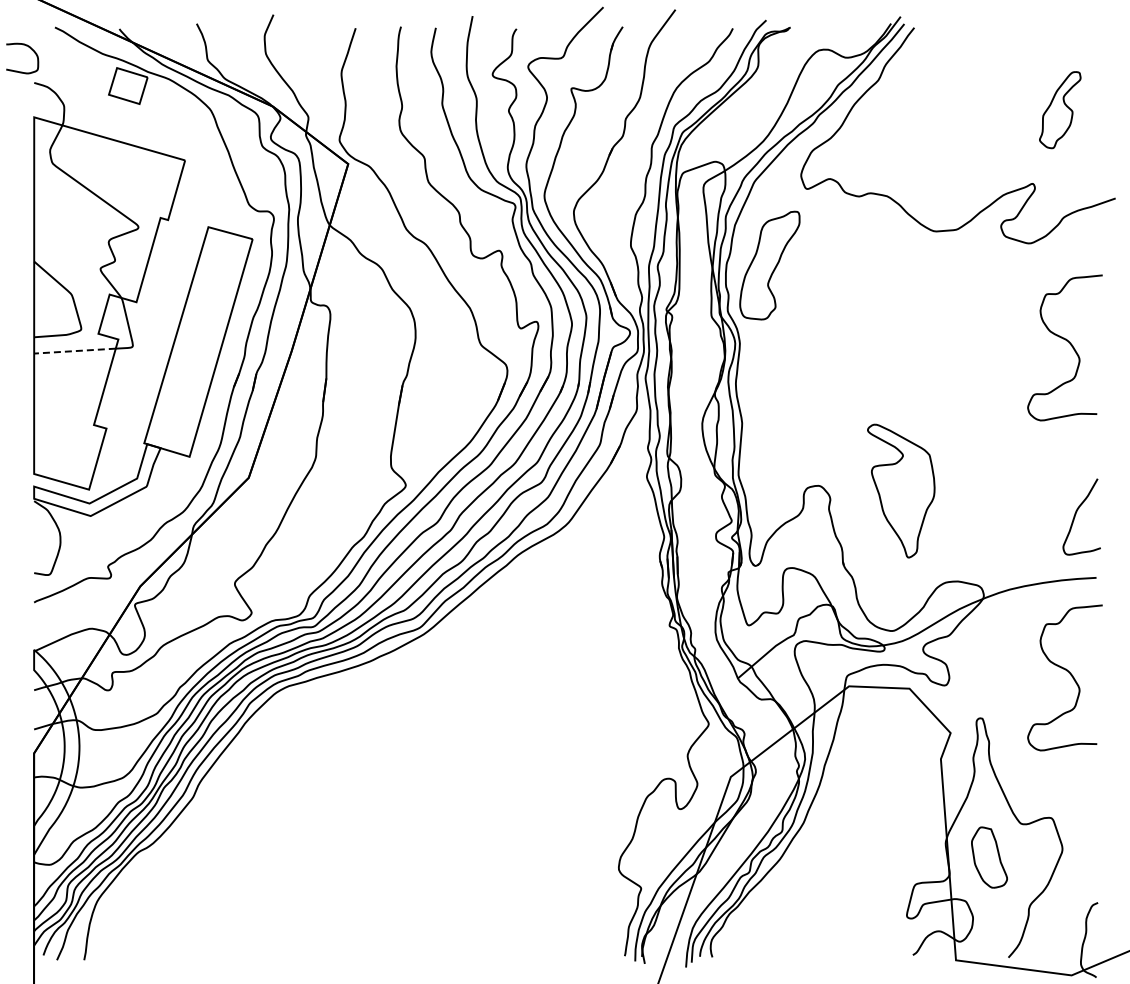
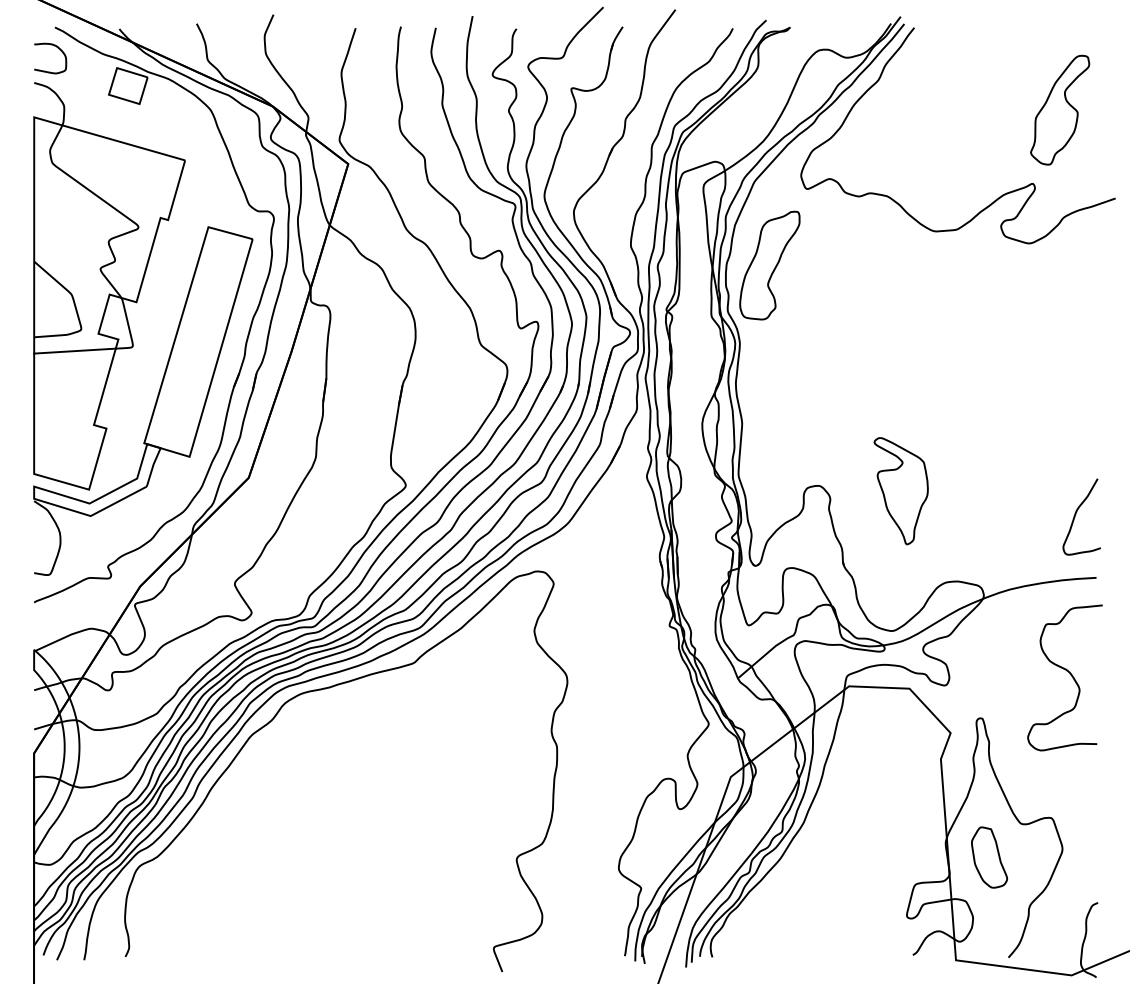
curve position: (30, 49) -> (58, 49) (58, 49)
part size: 43x79 px -> 61x112 px (1060, 109)
curve: present -> none (1066, 341)
line: dashed -> solid (74, 351)
part size: 69x136 px -> 56x109 px (900, 491)
curve: none -> present (326, 689)
